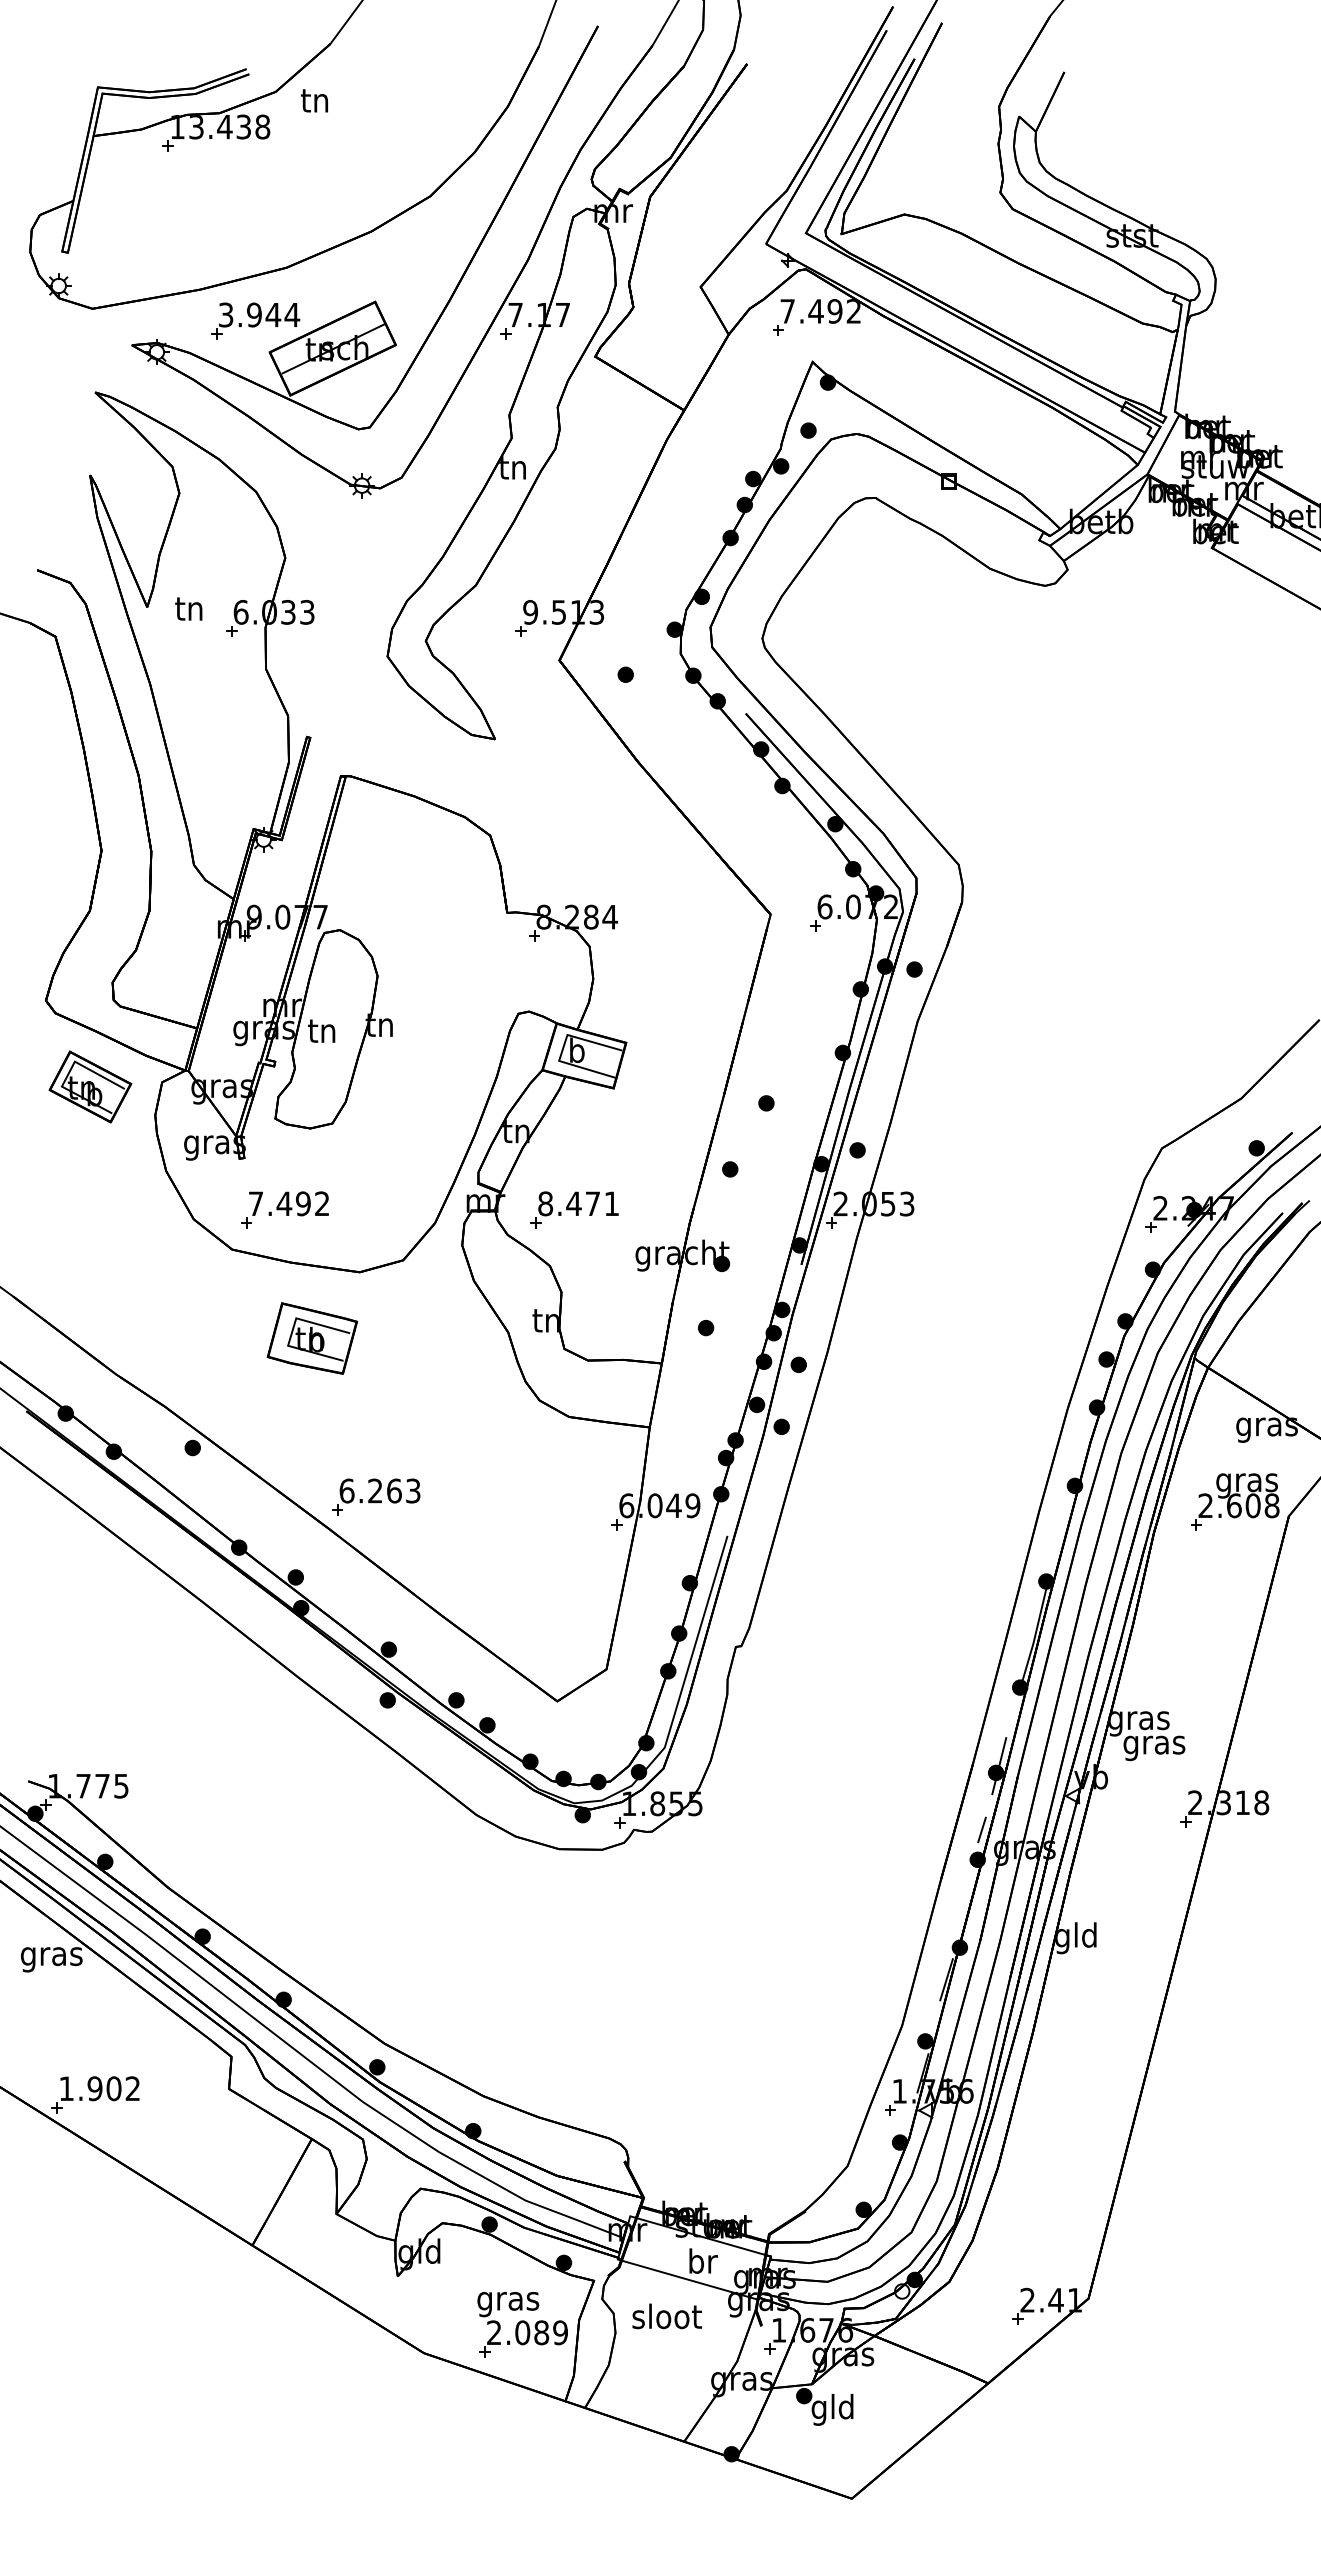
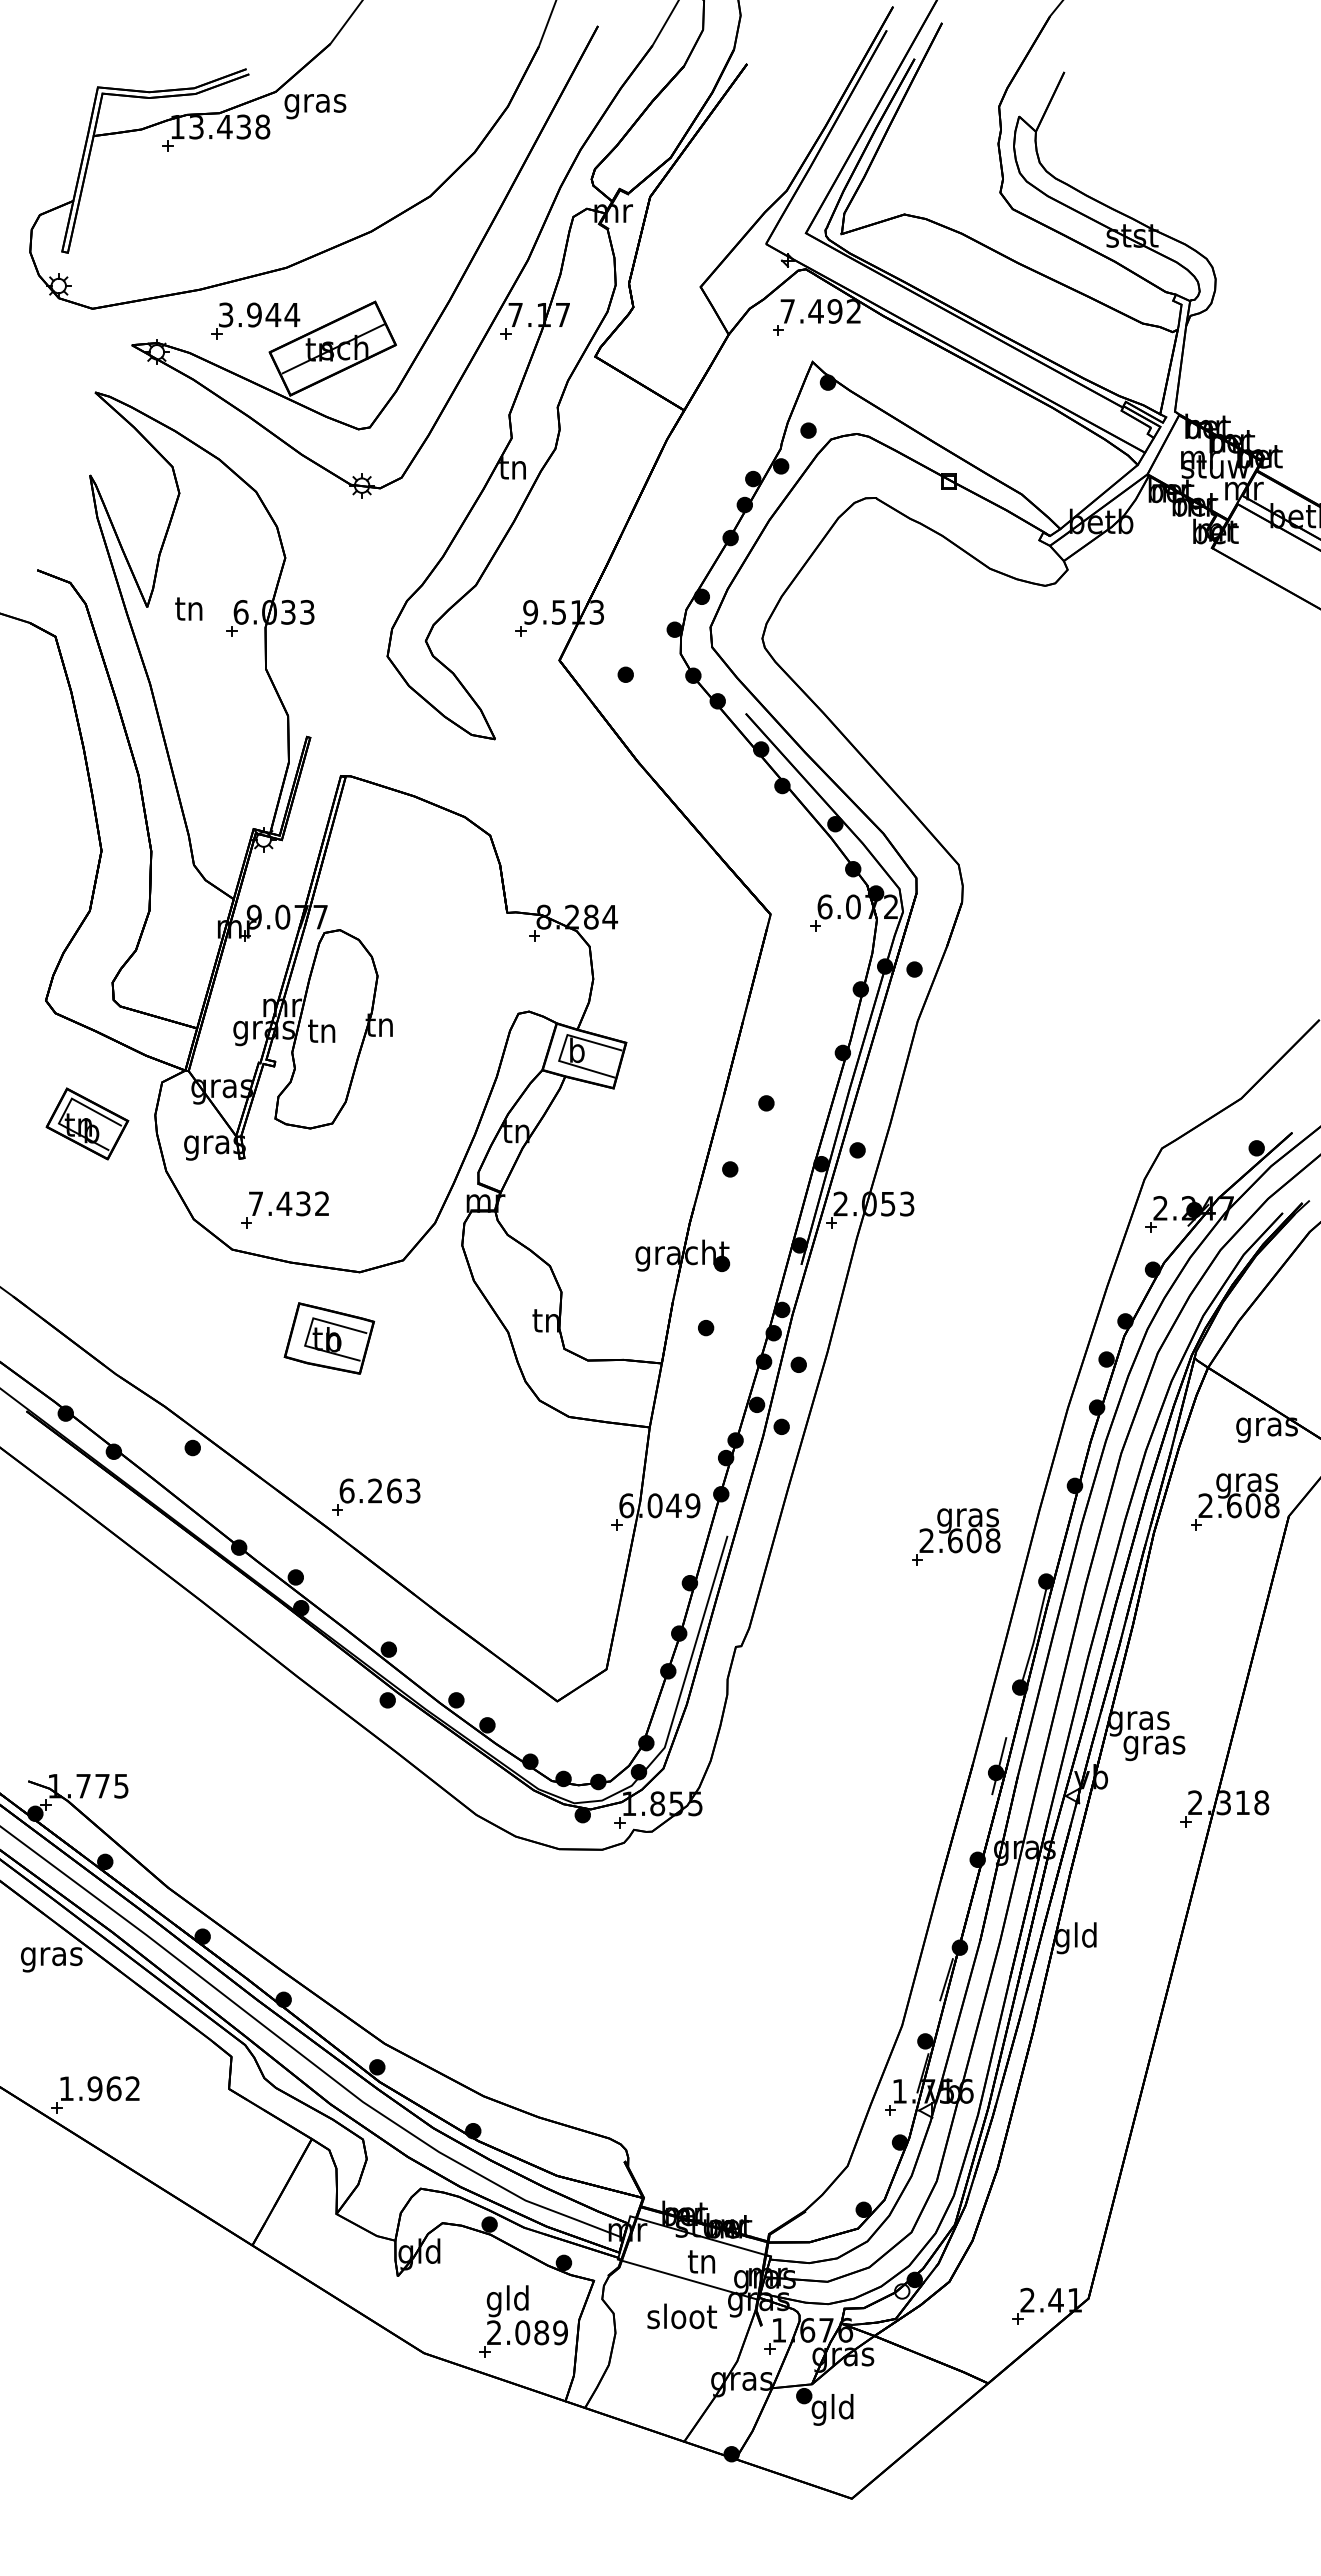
text: tn -> gras (315, 104)
part position: (90, 1086) -> (87, 1123) (87, 1123)
text: 7.492 -> 7.432 (302, 1203)
part: present -> none (574, 1209)
part position: (312, 1338) -> (329, 1338) (329, 1338)
part: none -> present (956, 1536)
line: present -> none (981, 1829)
text: 1.902 -> 1.962 (113, 2088)
text: br -> tn (702, 2260)
text: gras -> gld (508, 2301)
text position: (666, 2316) -> (681, 2316) (681, 2316)
